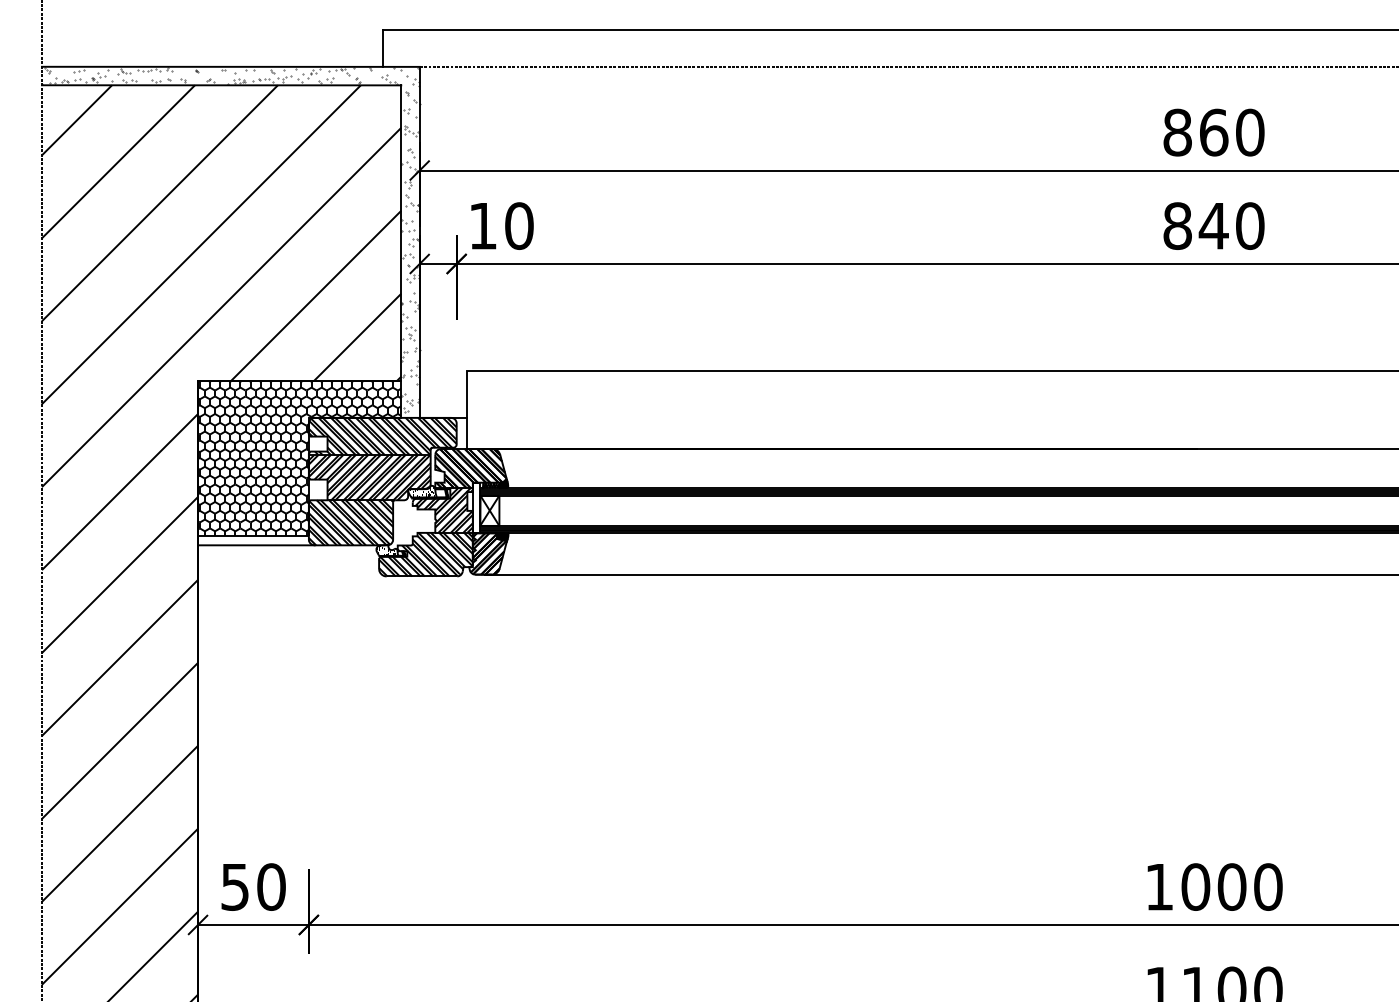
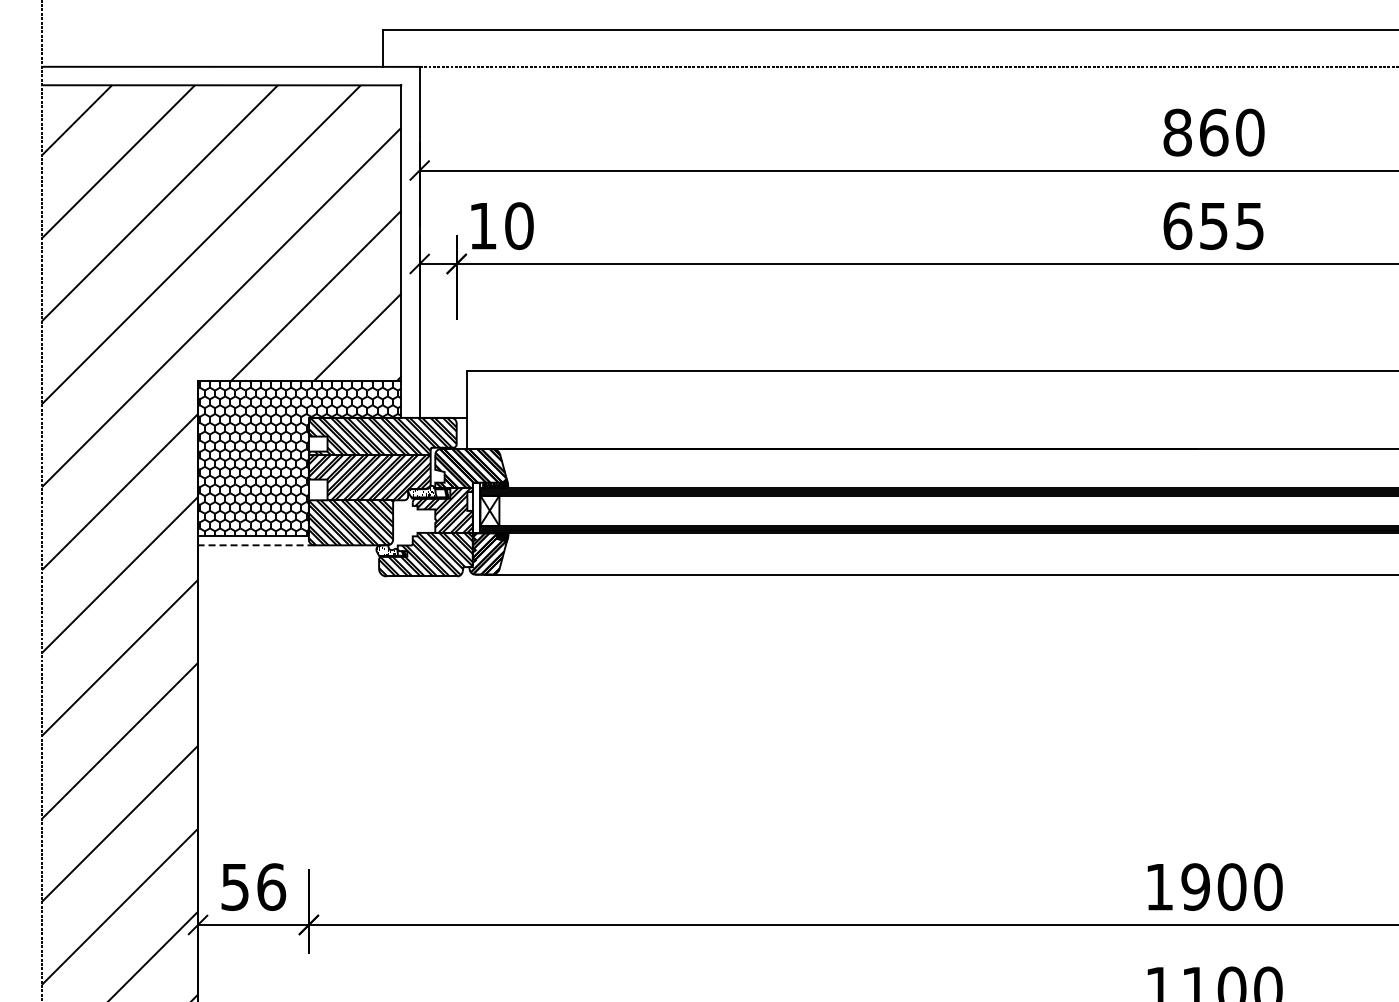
text: 840 -> 655 (1213, 225)
hatch: present -> none (230, 239)
line: solid -> dashed (255, 545)
text: 50 -> 56 (271, 886)
text: 1000 -> 1900 (1195, 886)
